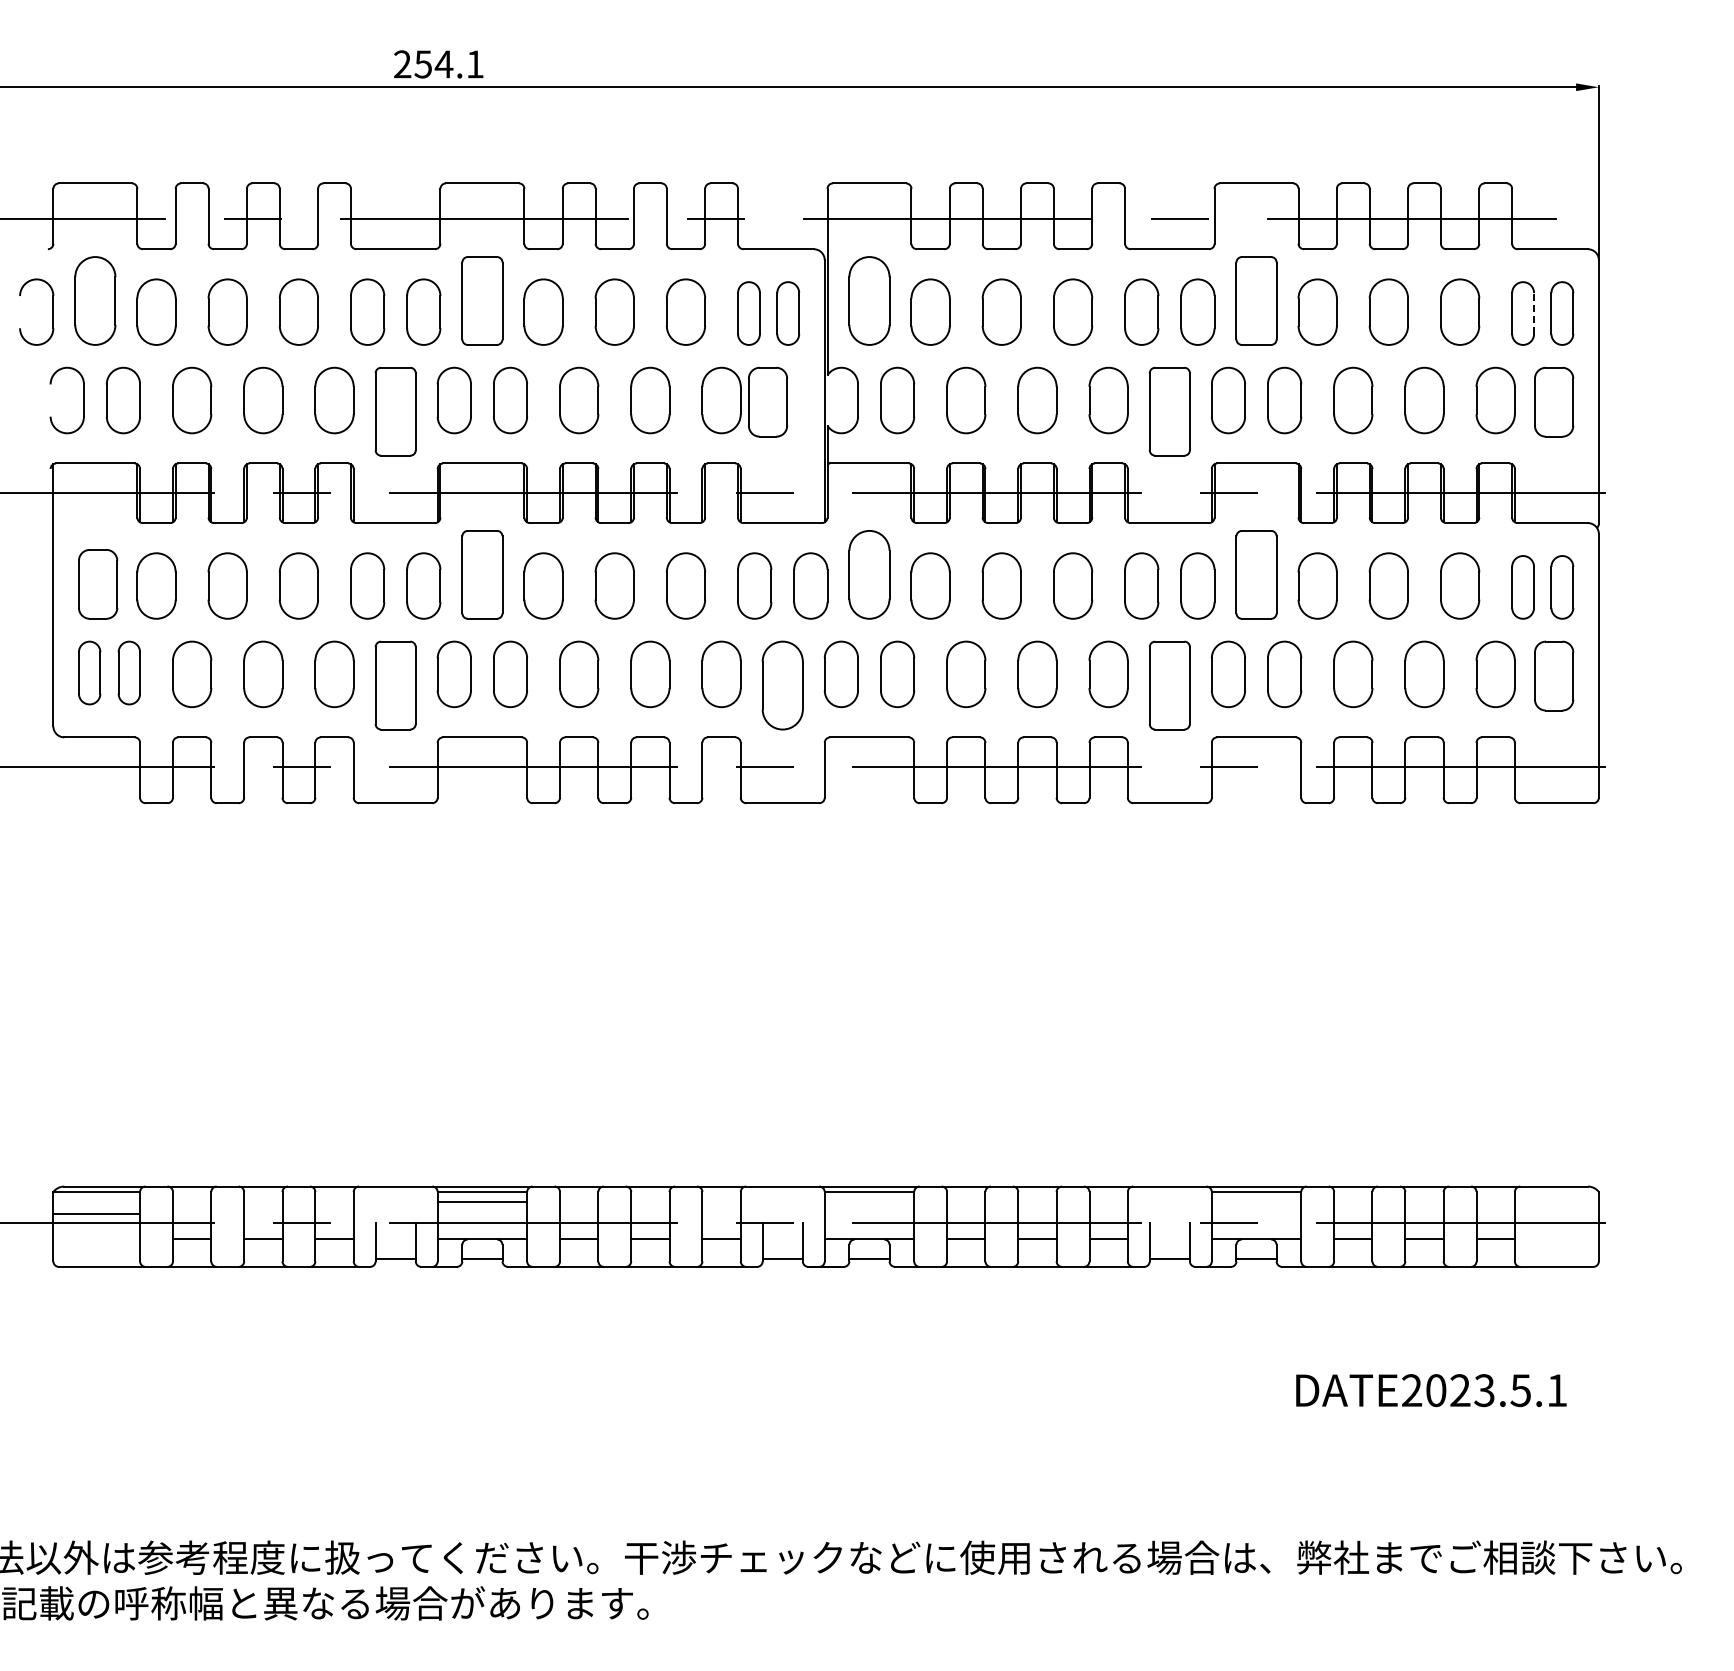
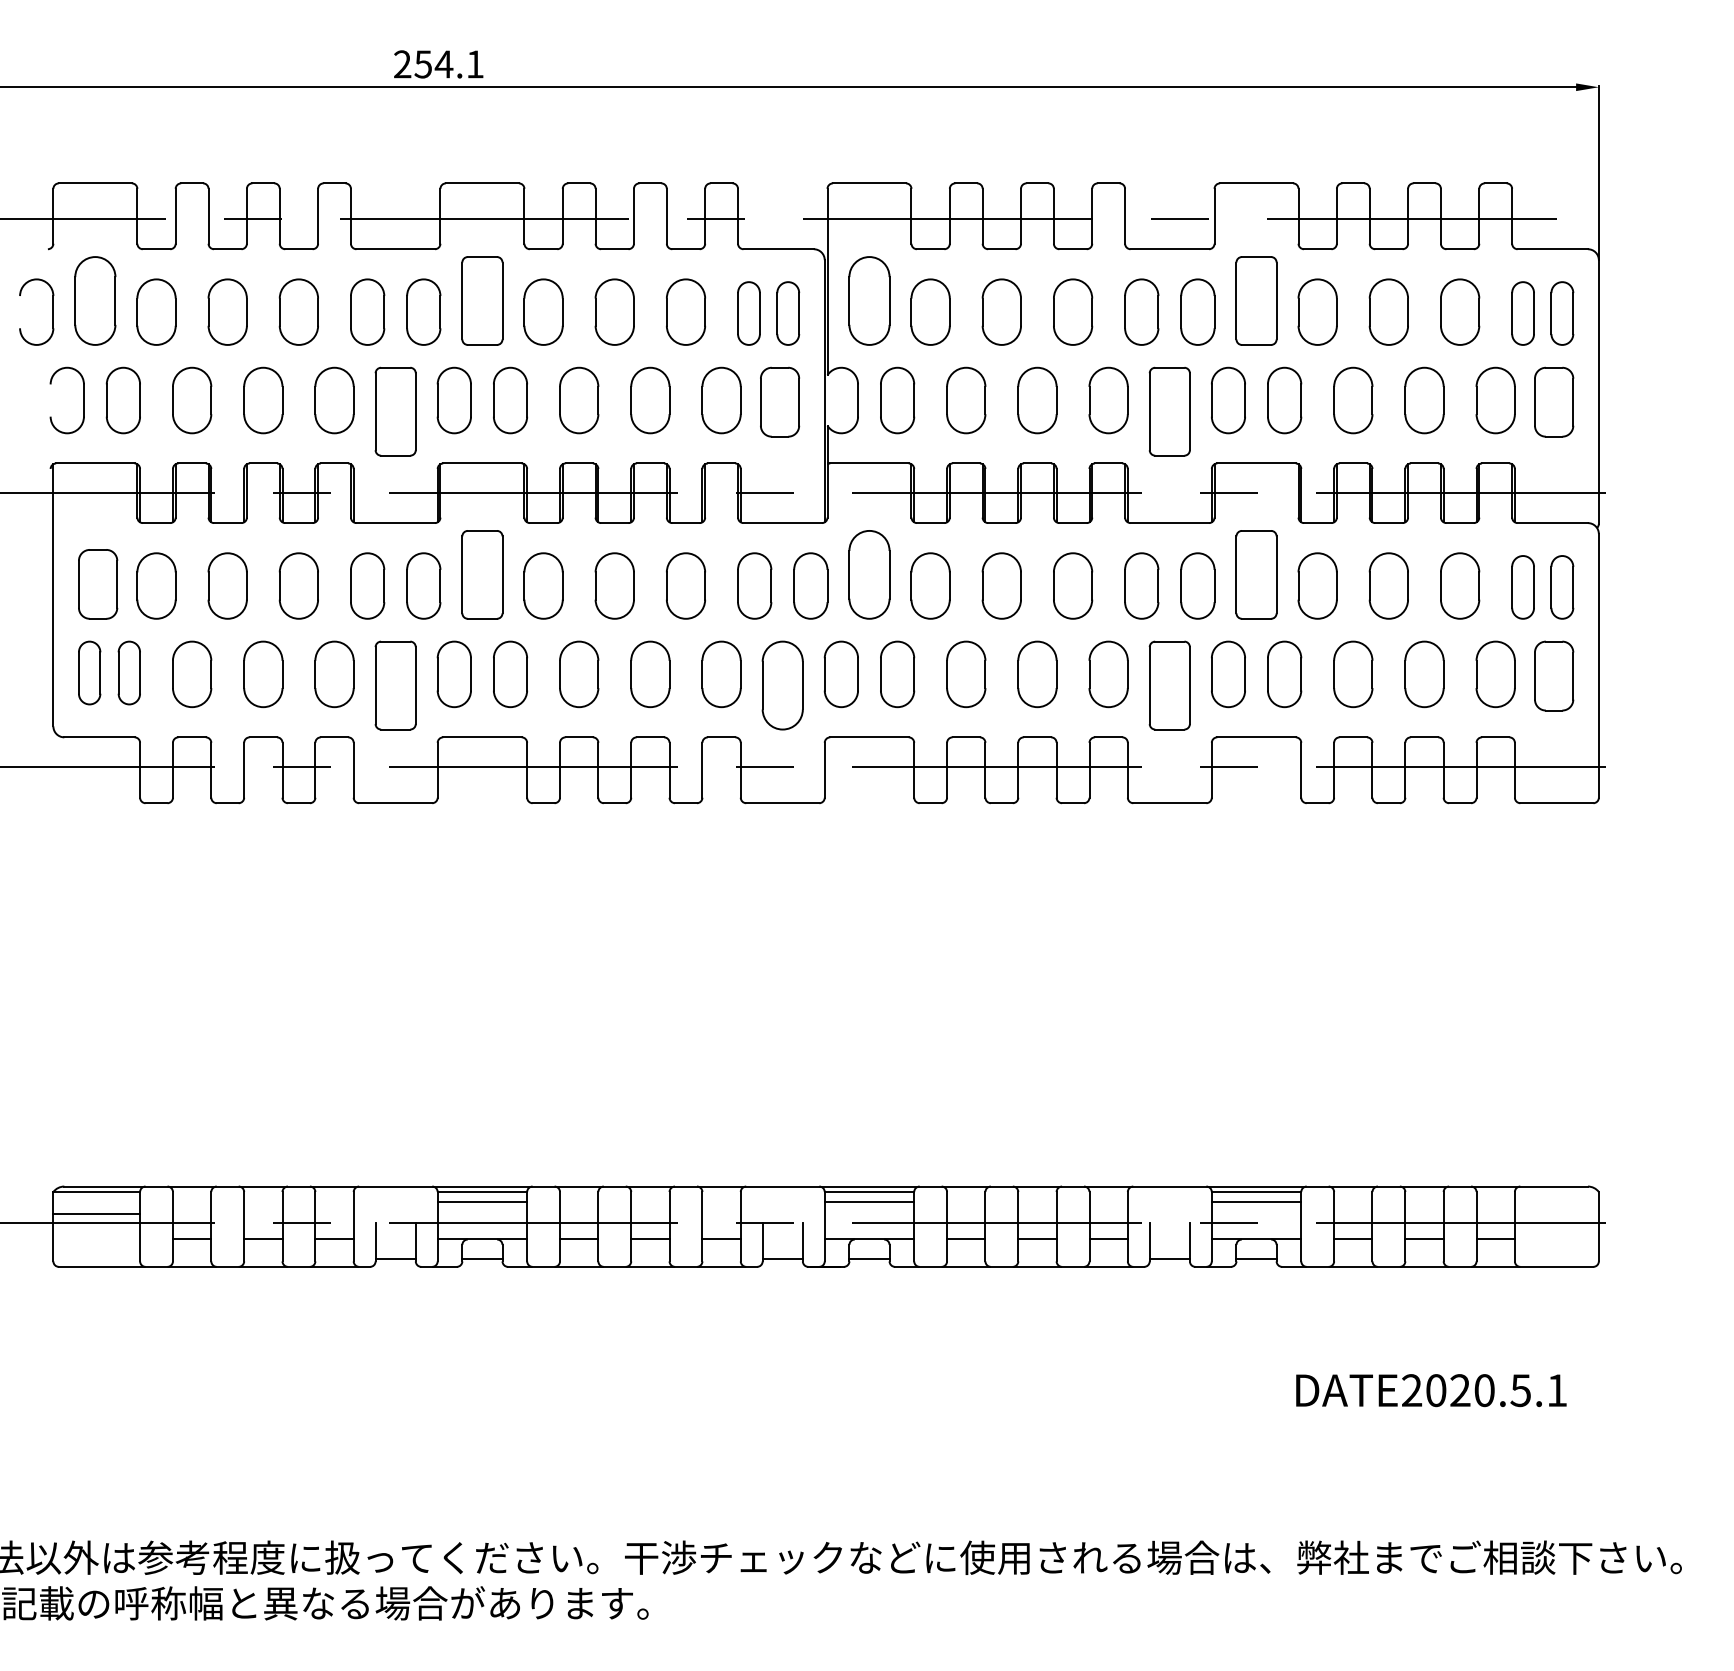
line: dashed -> solid (1534, 313)
part position: (768, 401) -> (780, 401) (780, 401)
line: none -> present (869, 1202)
line: none -> present (1256, 1202)
text: DATE2023.5.1 -> DATE2020.5.1 (1484, 1390)
